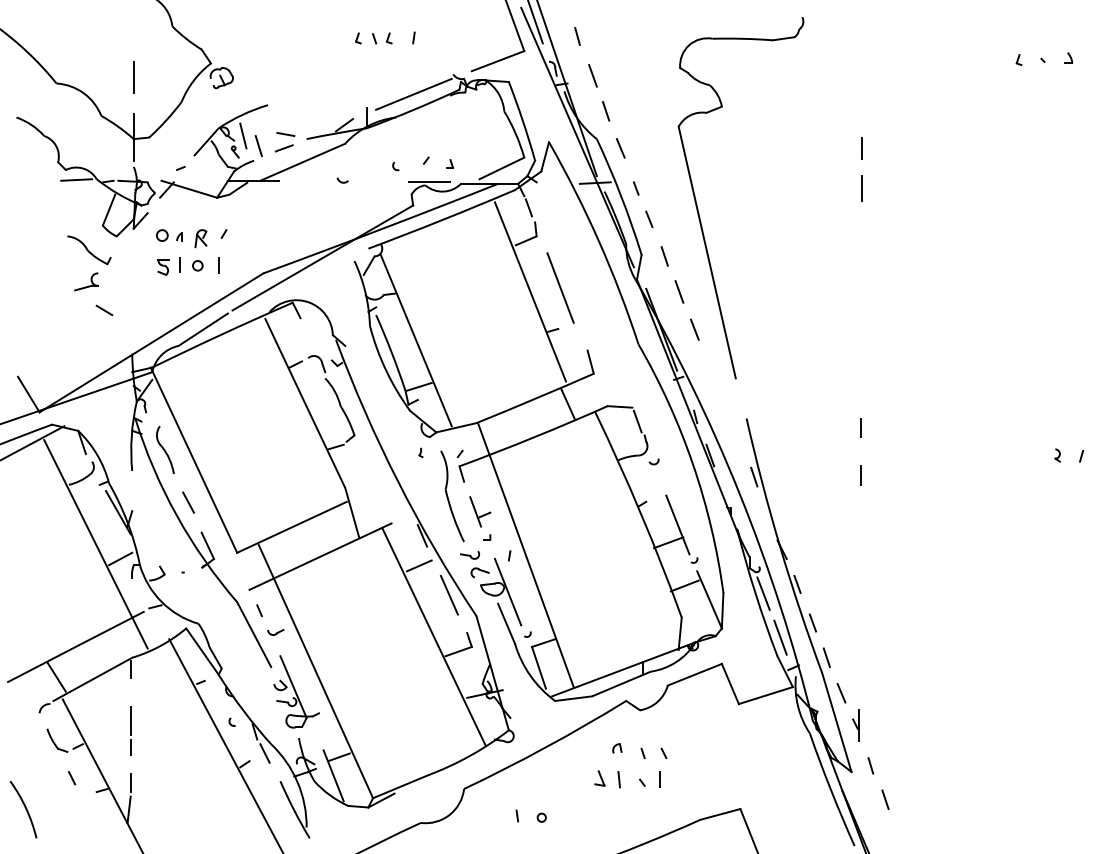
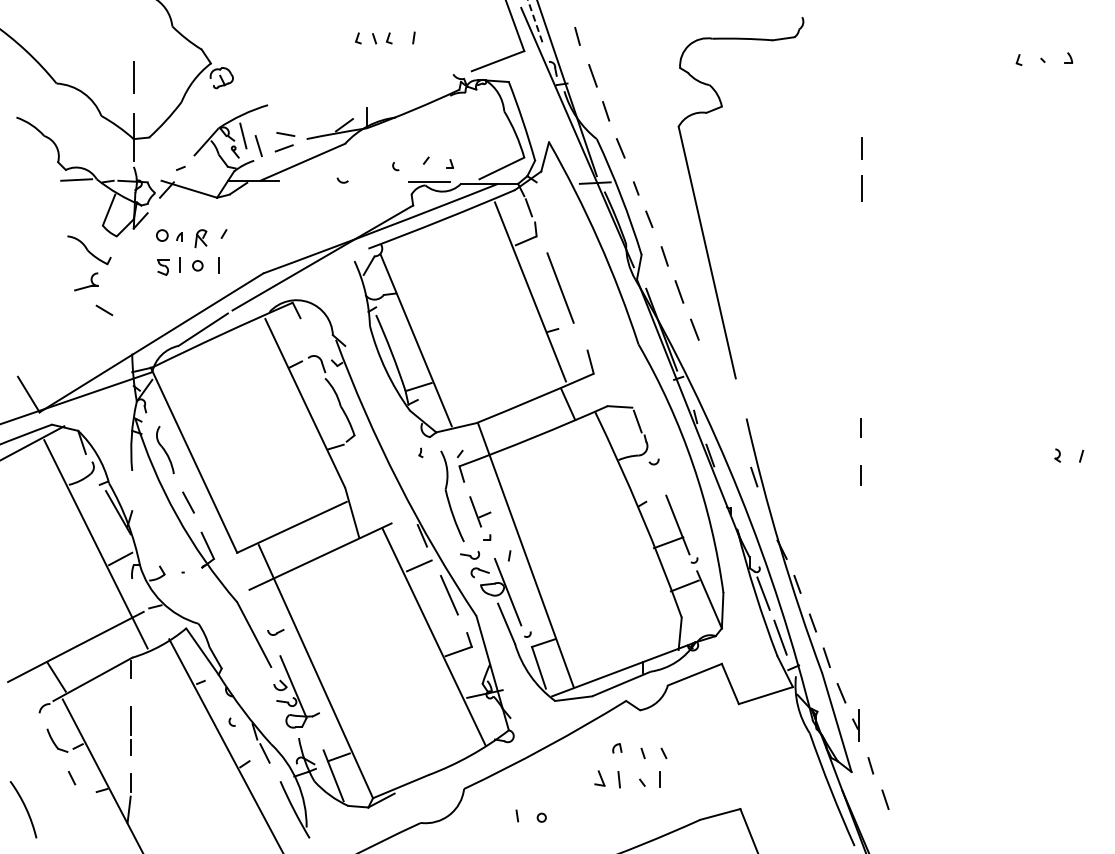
line: solid -> dashed (535, 21)
line: present -> none (413, 93)
line: present -> none (259, 610)
